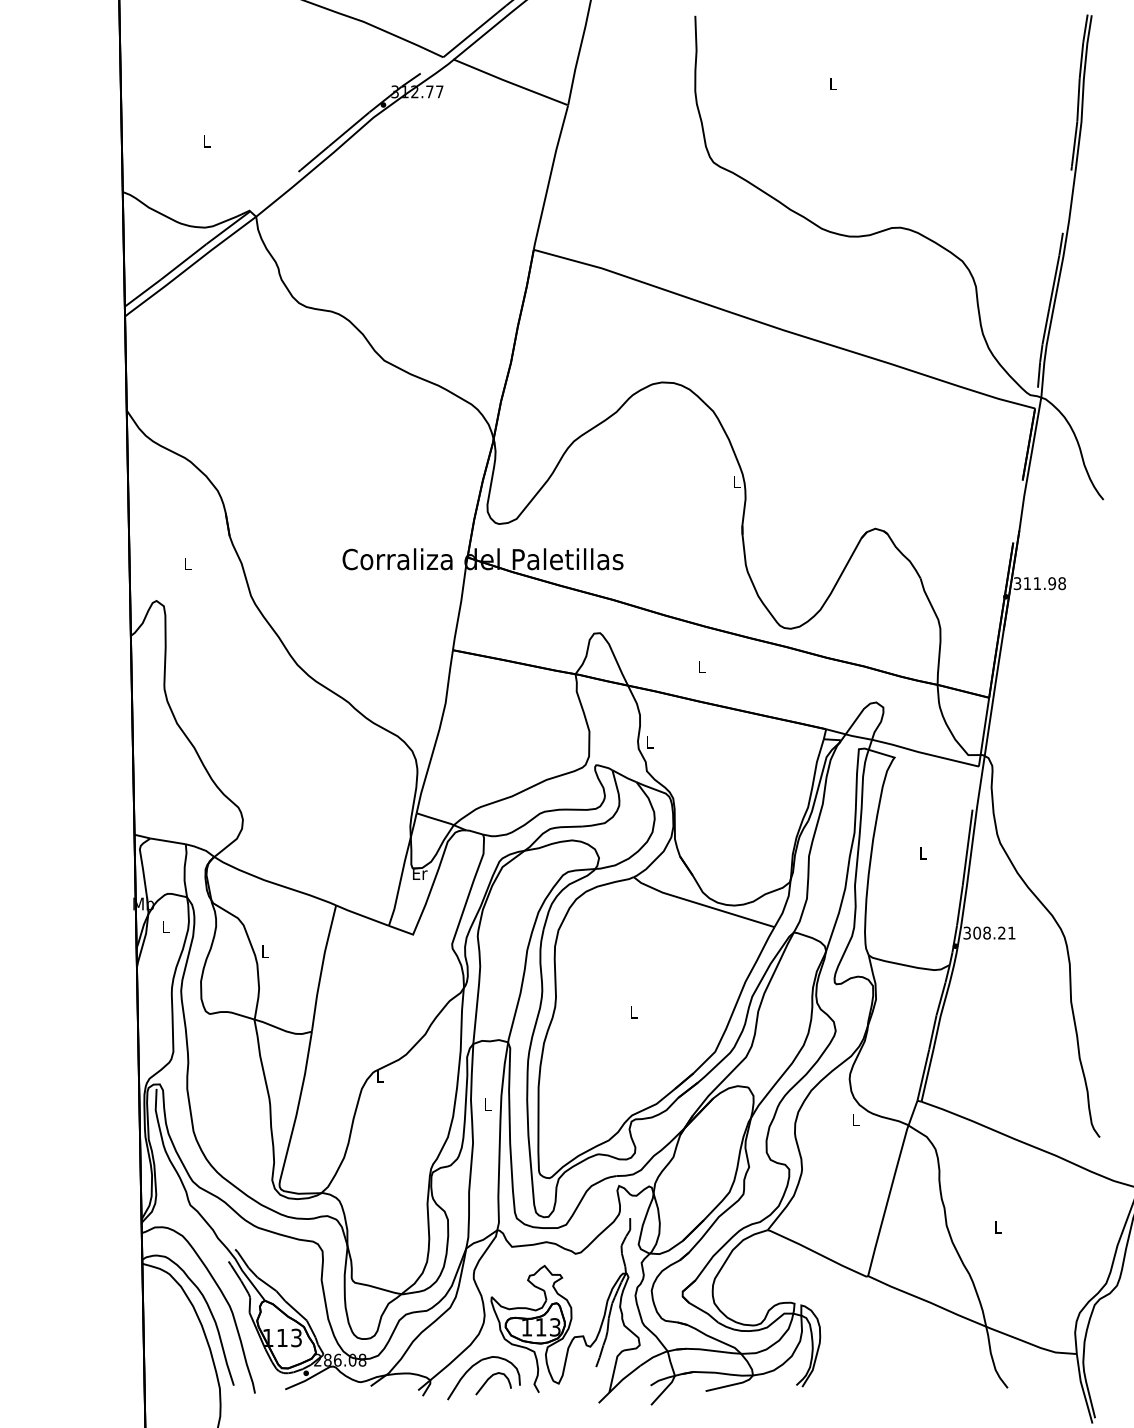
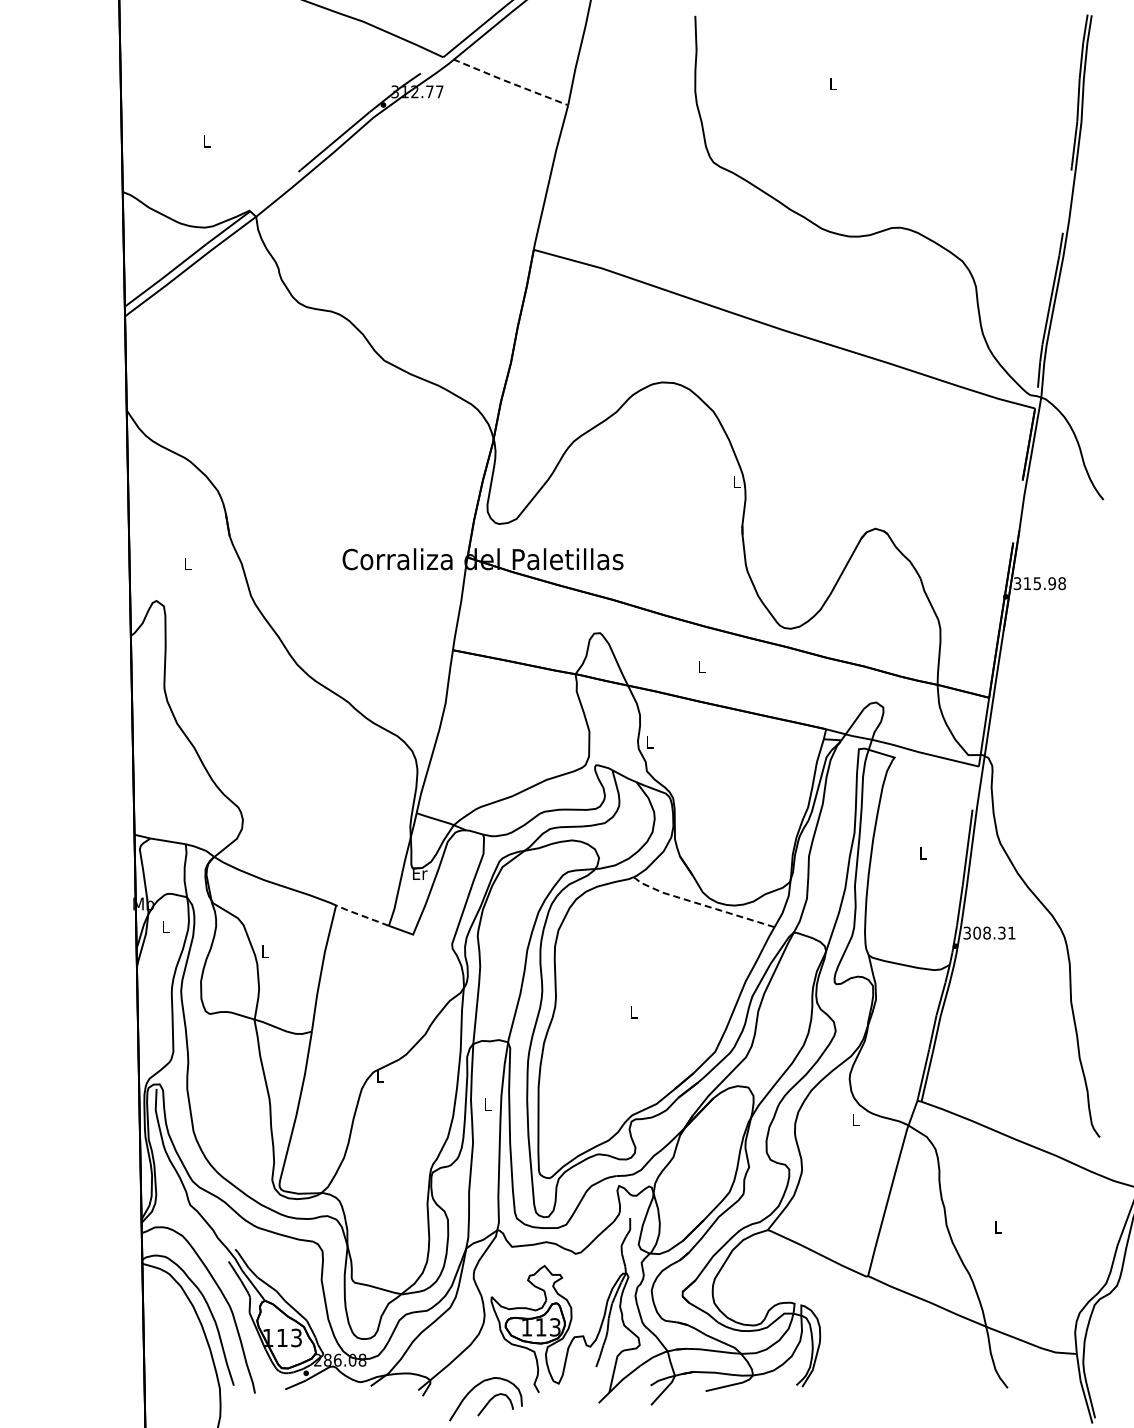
line: solid -> dashed (509, 82)
text: 311.98 -> 315.98 (1036, 583)
line: solid -> dashed (701, 904)
line: solid -> dashed (361, 915)
text: 308.21 -> 308.31 (1001, 933)
part position: (483, 1378) -> (485, 1399) (485, 1399)
